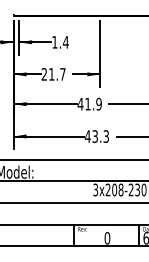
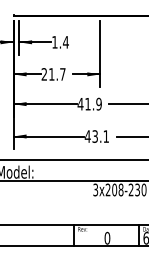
text: 43.3 -> 43.1 (105, 136)
line: present -> none (73, 203)
